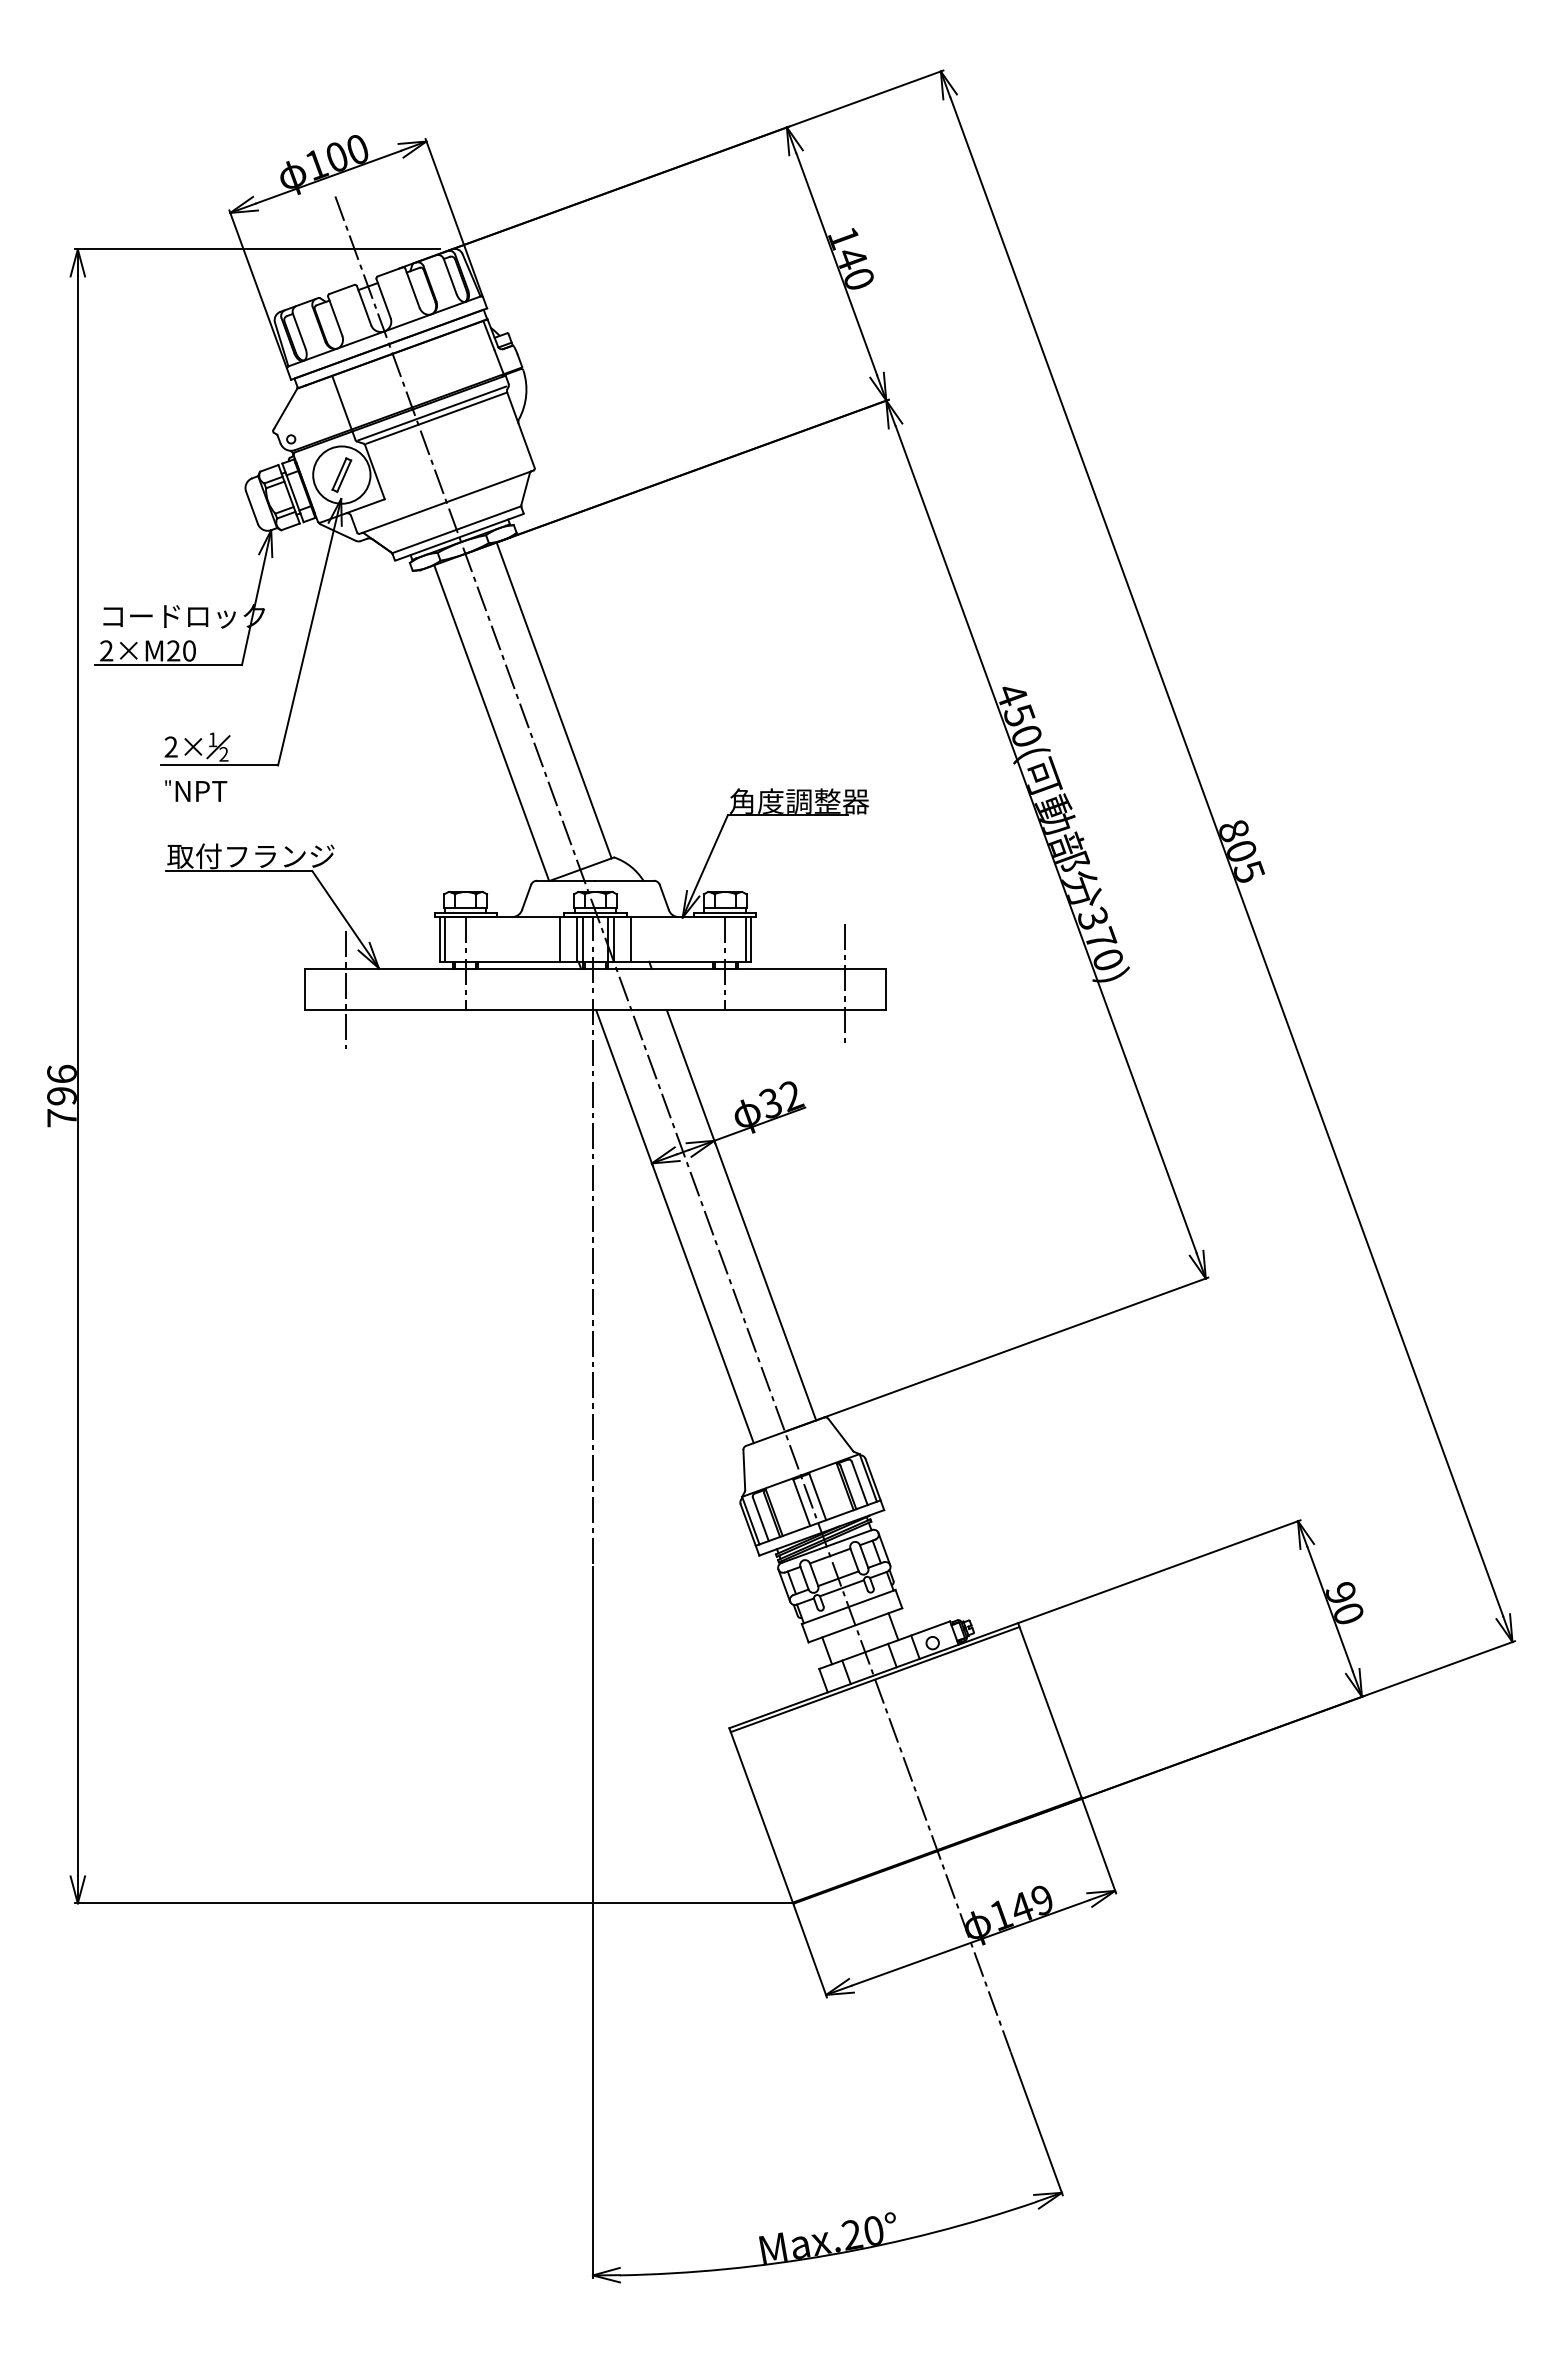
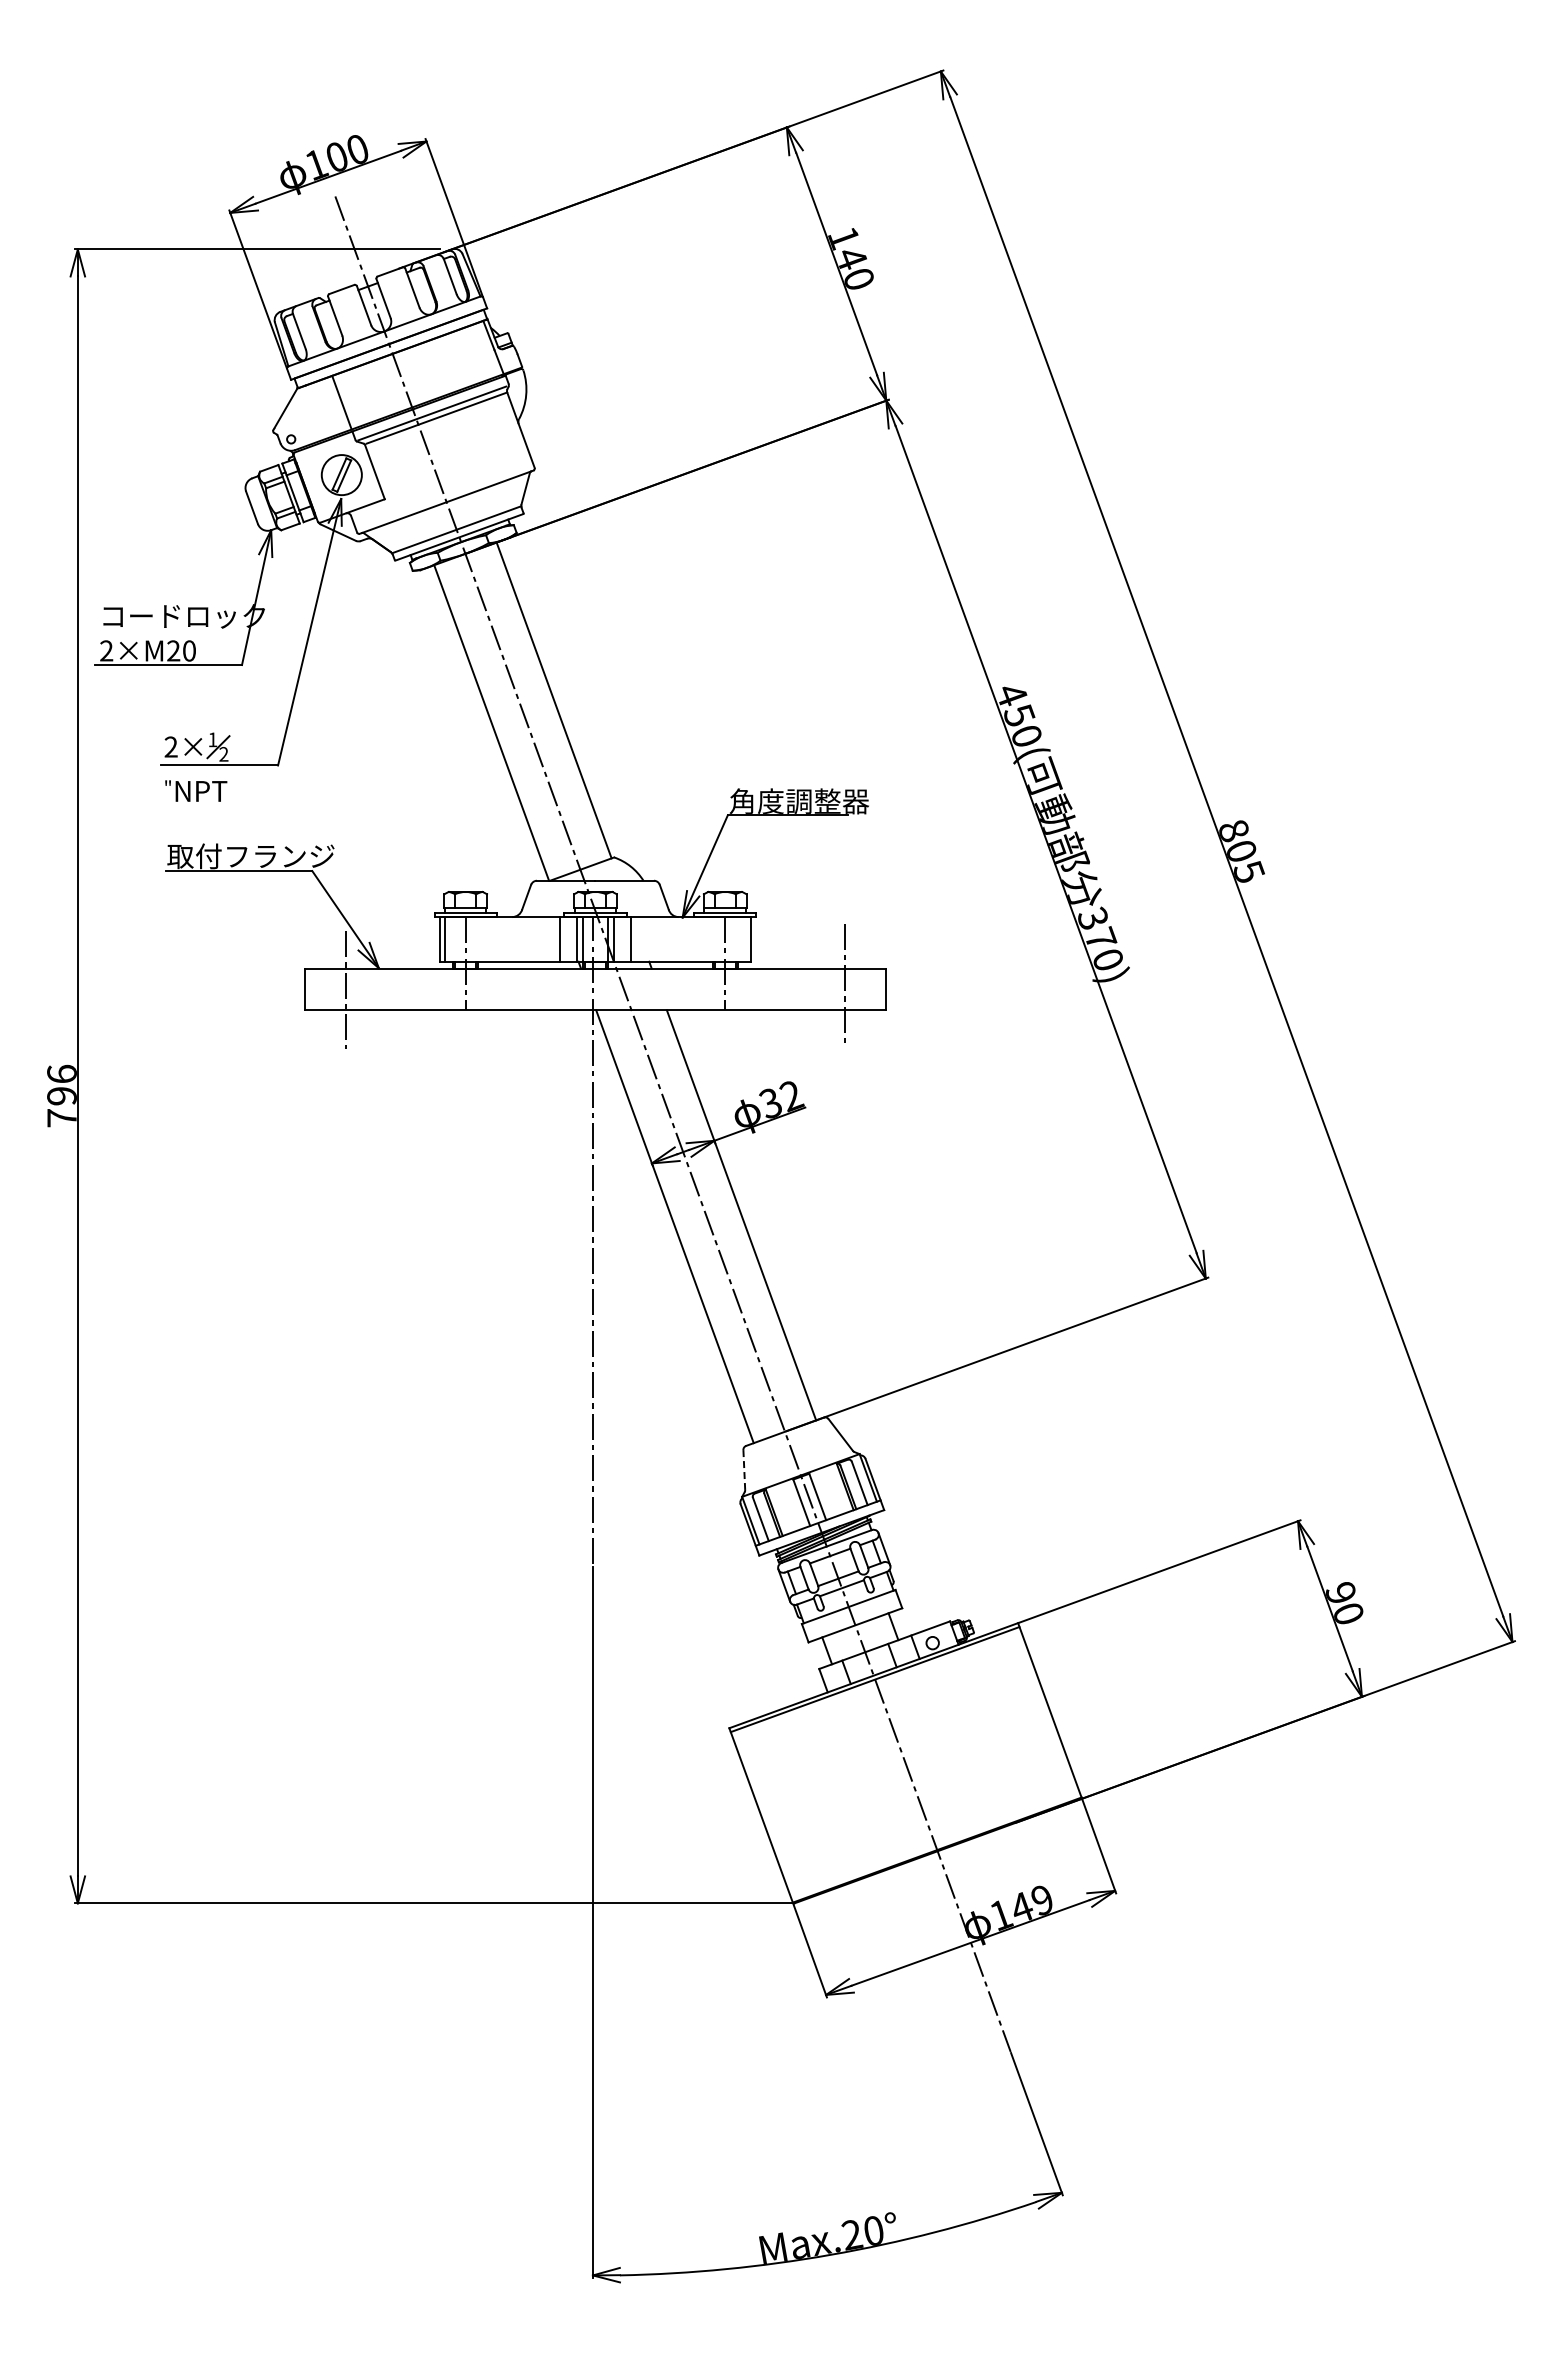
circle diameter: 57 px -> 40 px (341, 475)
line: present -> none (745, 939)
line: solid -> dashed (744, 1470)
